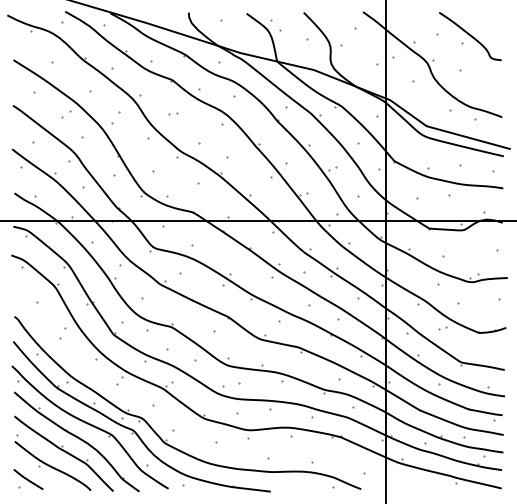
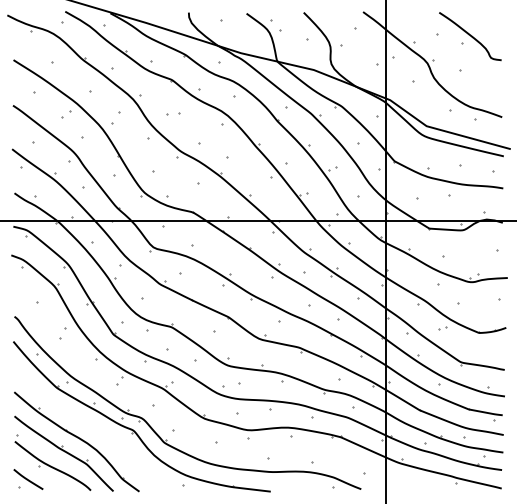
part size: 11x4 px -> 15x4 px (173, 113)
part: present -> none (89, 427)
